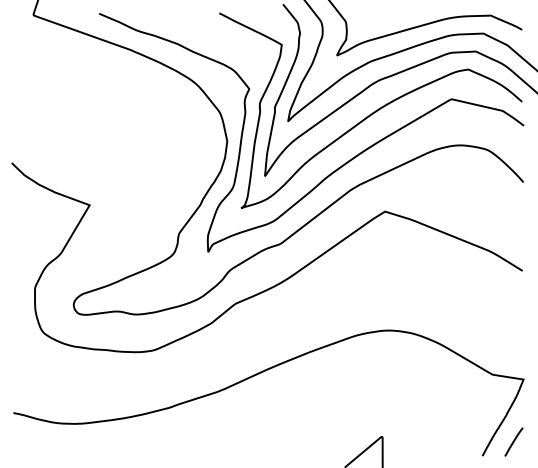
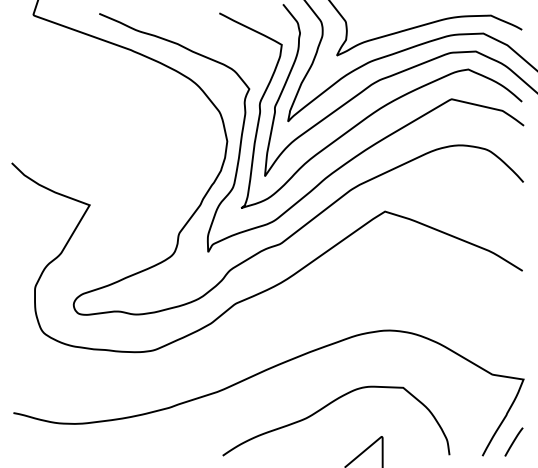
curve: none -> present (327, 406)
